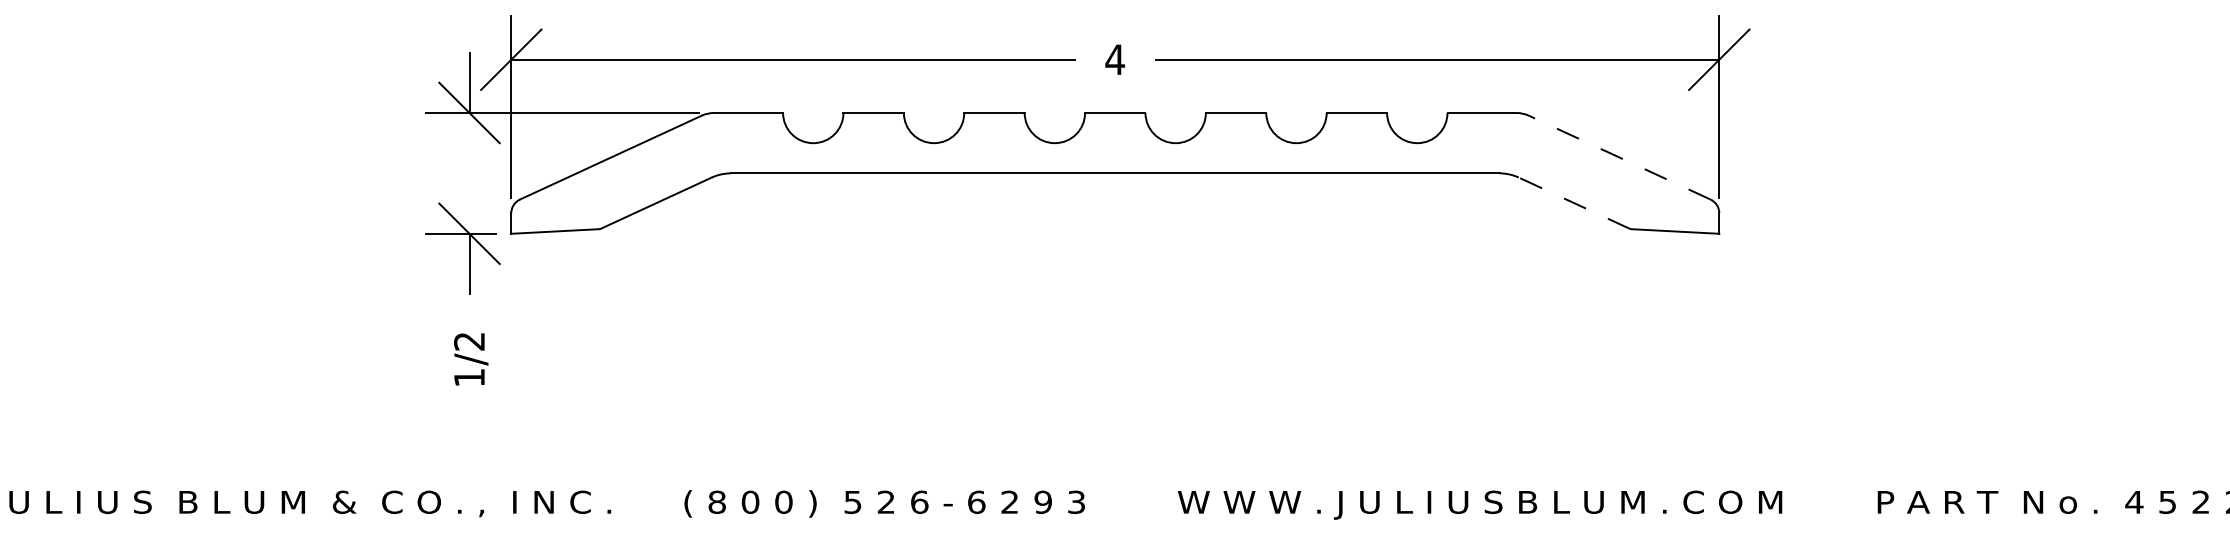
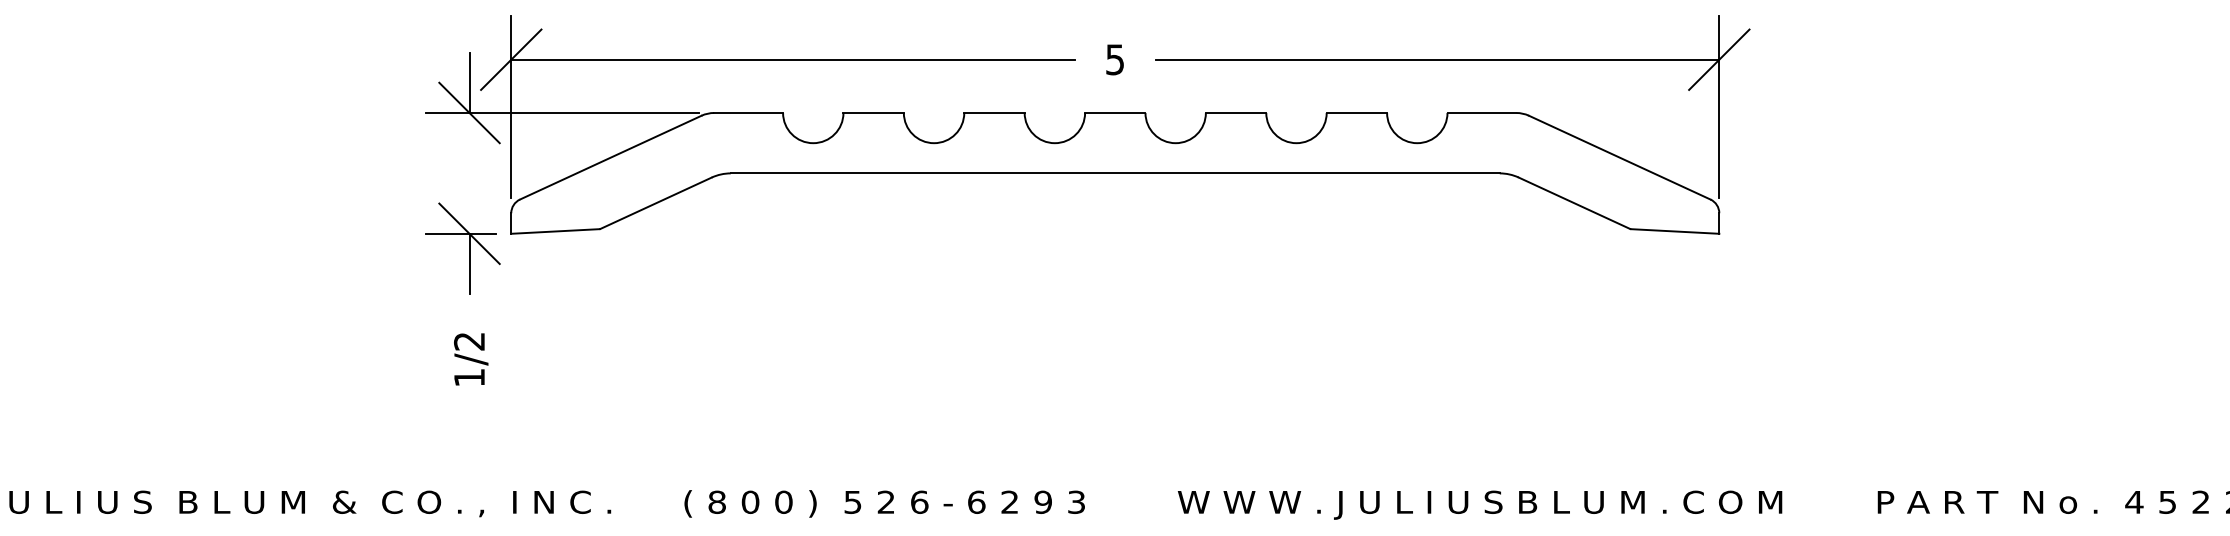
text: 4 -> 5 (1114, 59)
line: dashed -> solid (1619, 157)
line: dashed -> solid (1573, 202)
